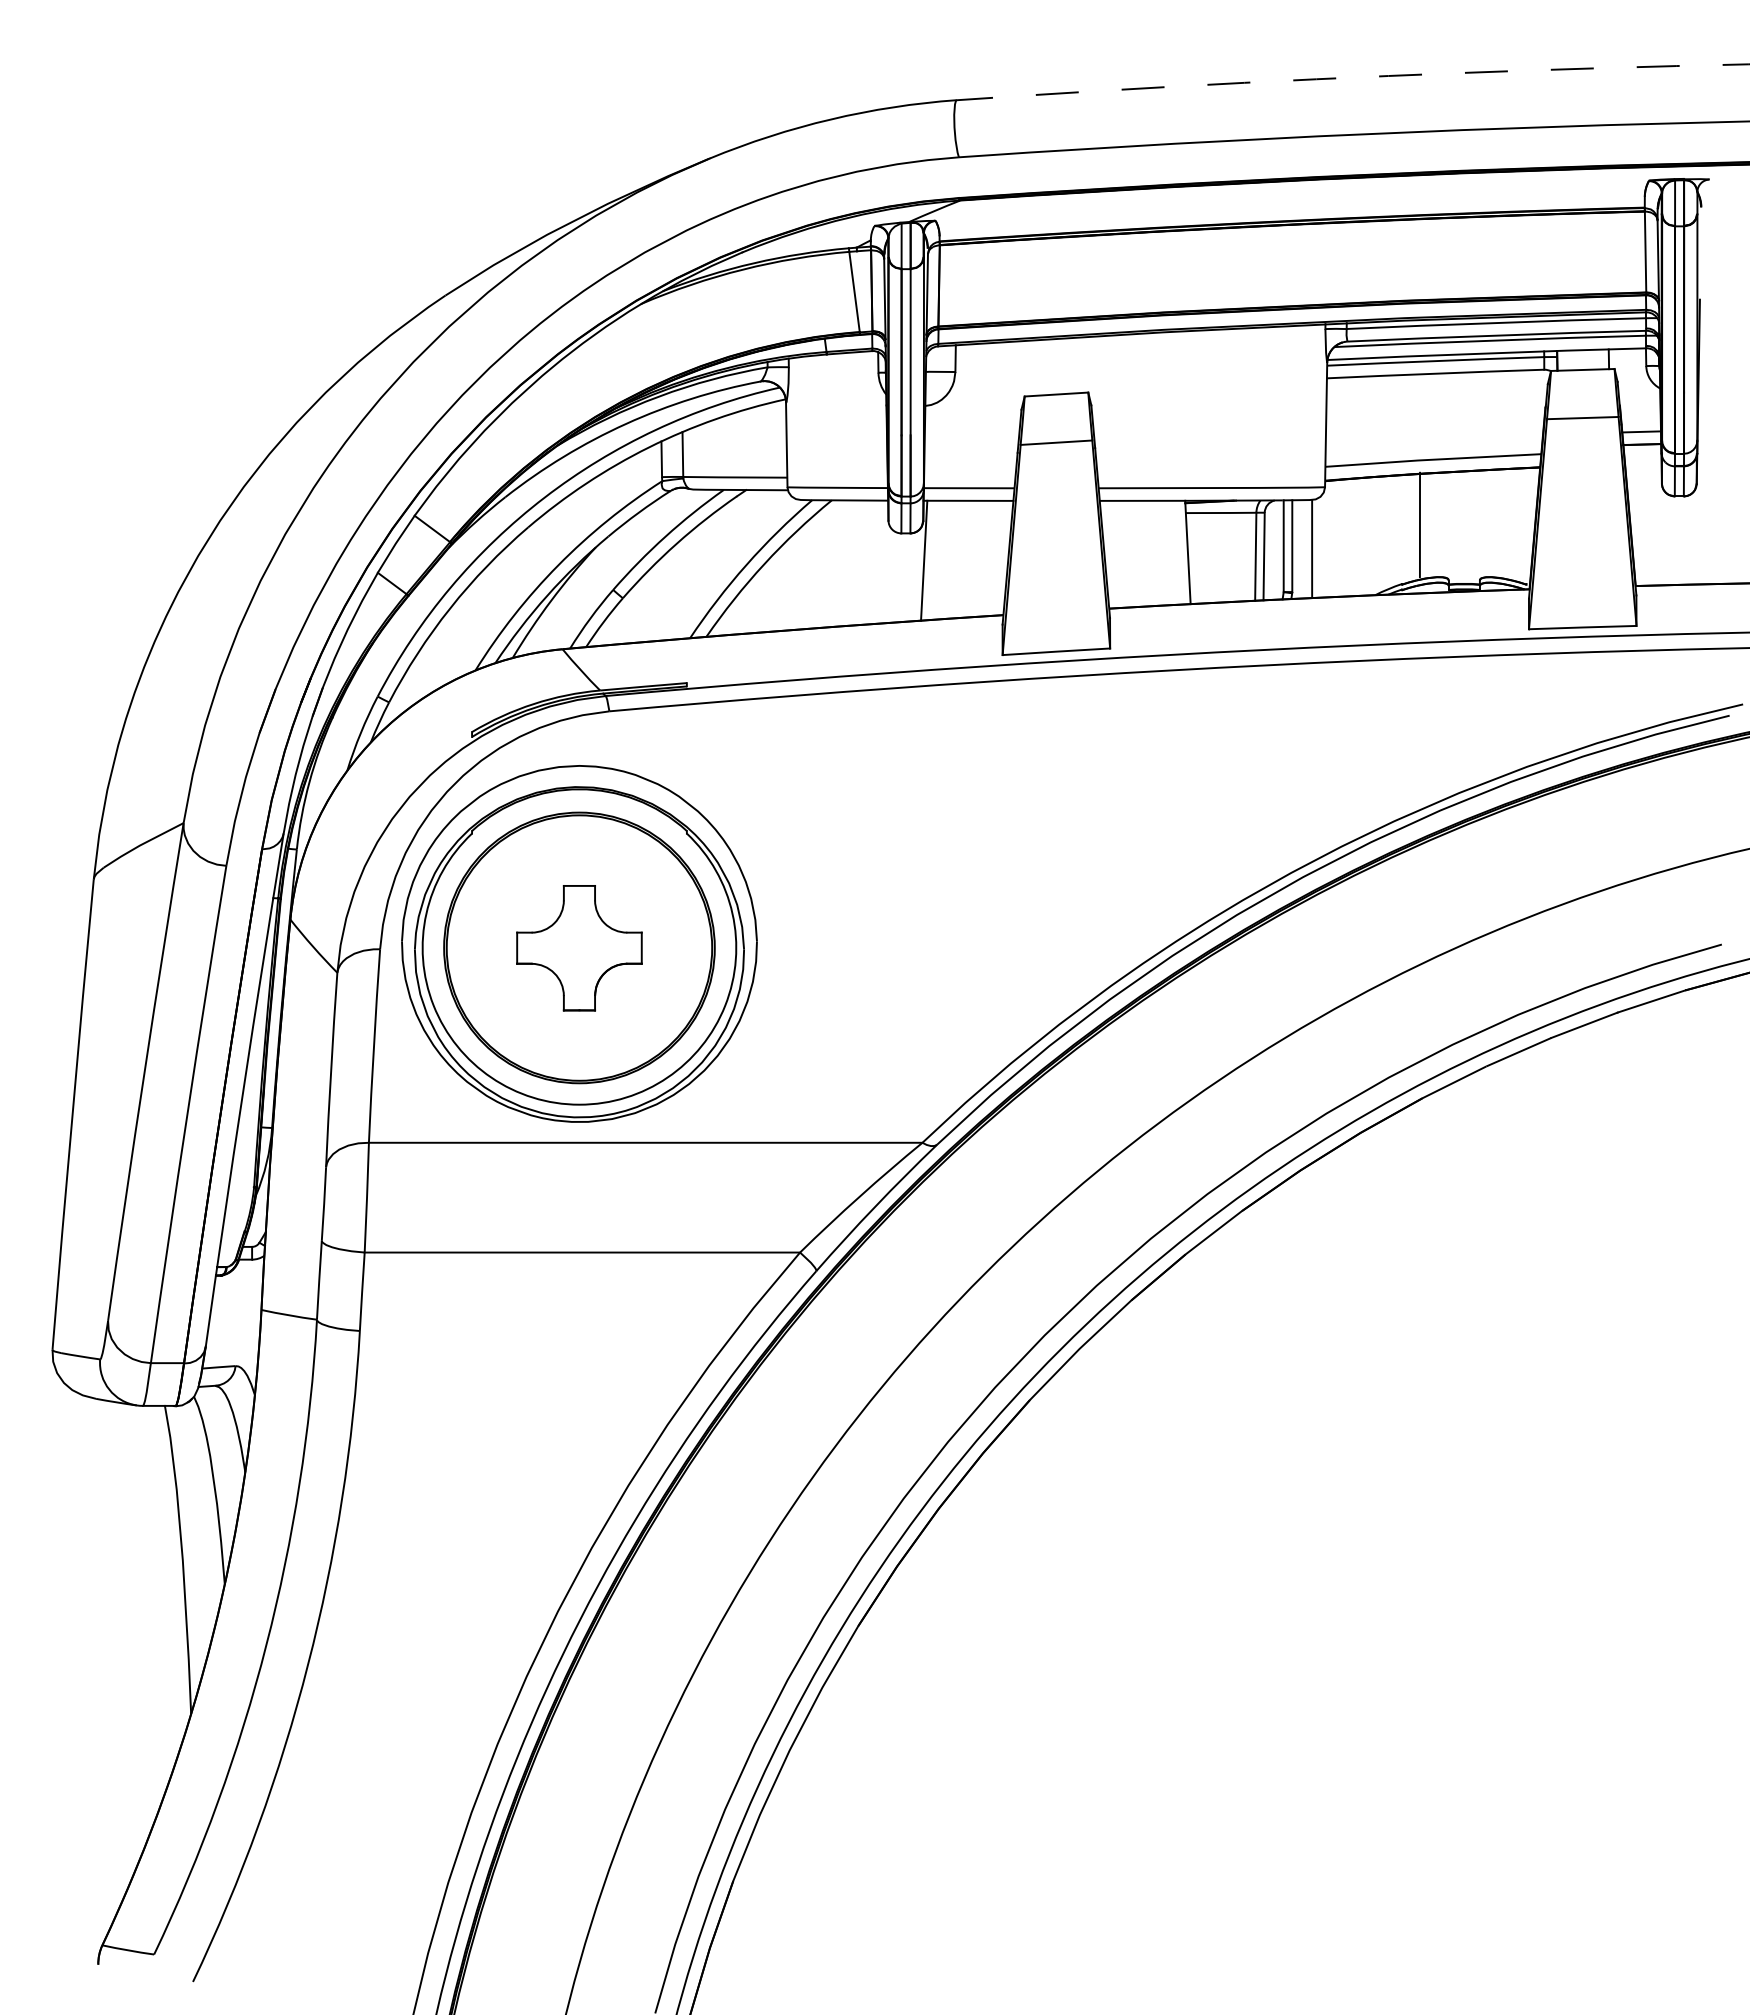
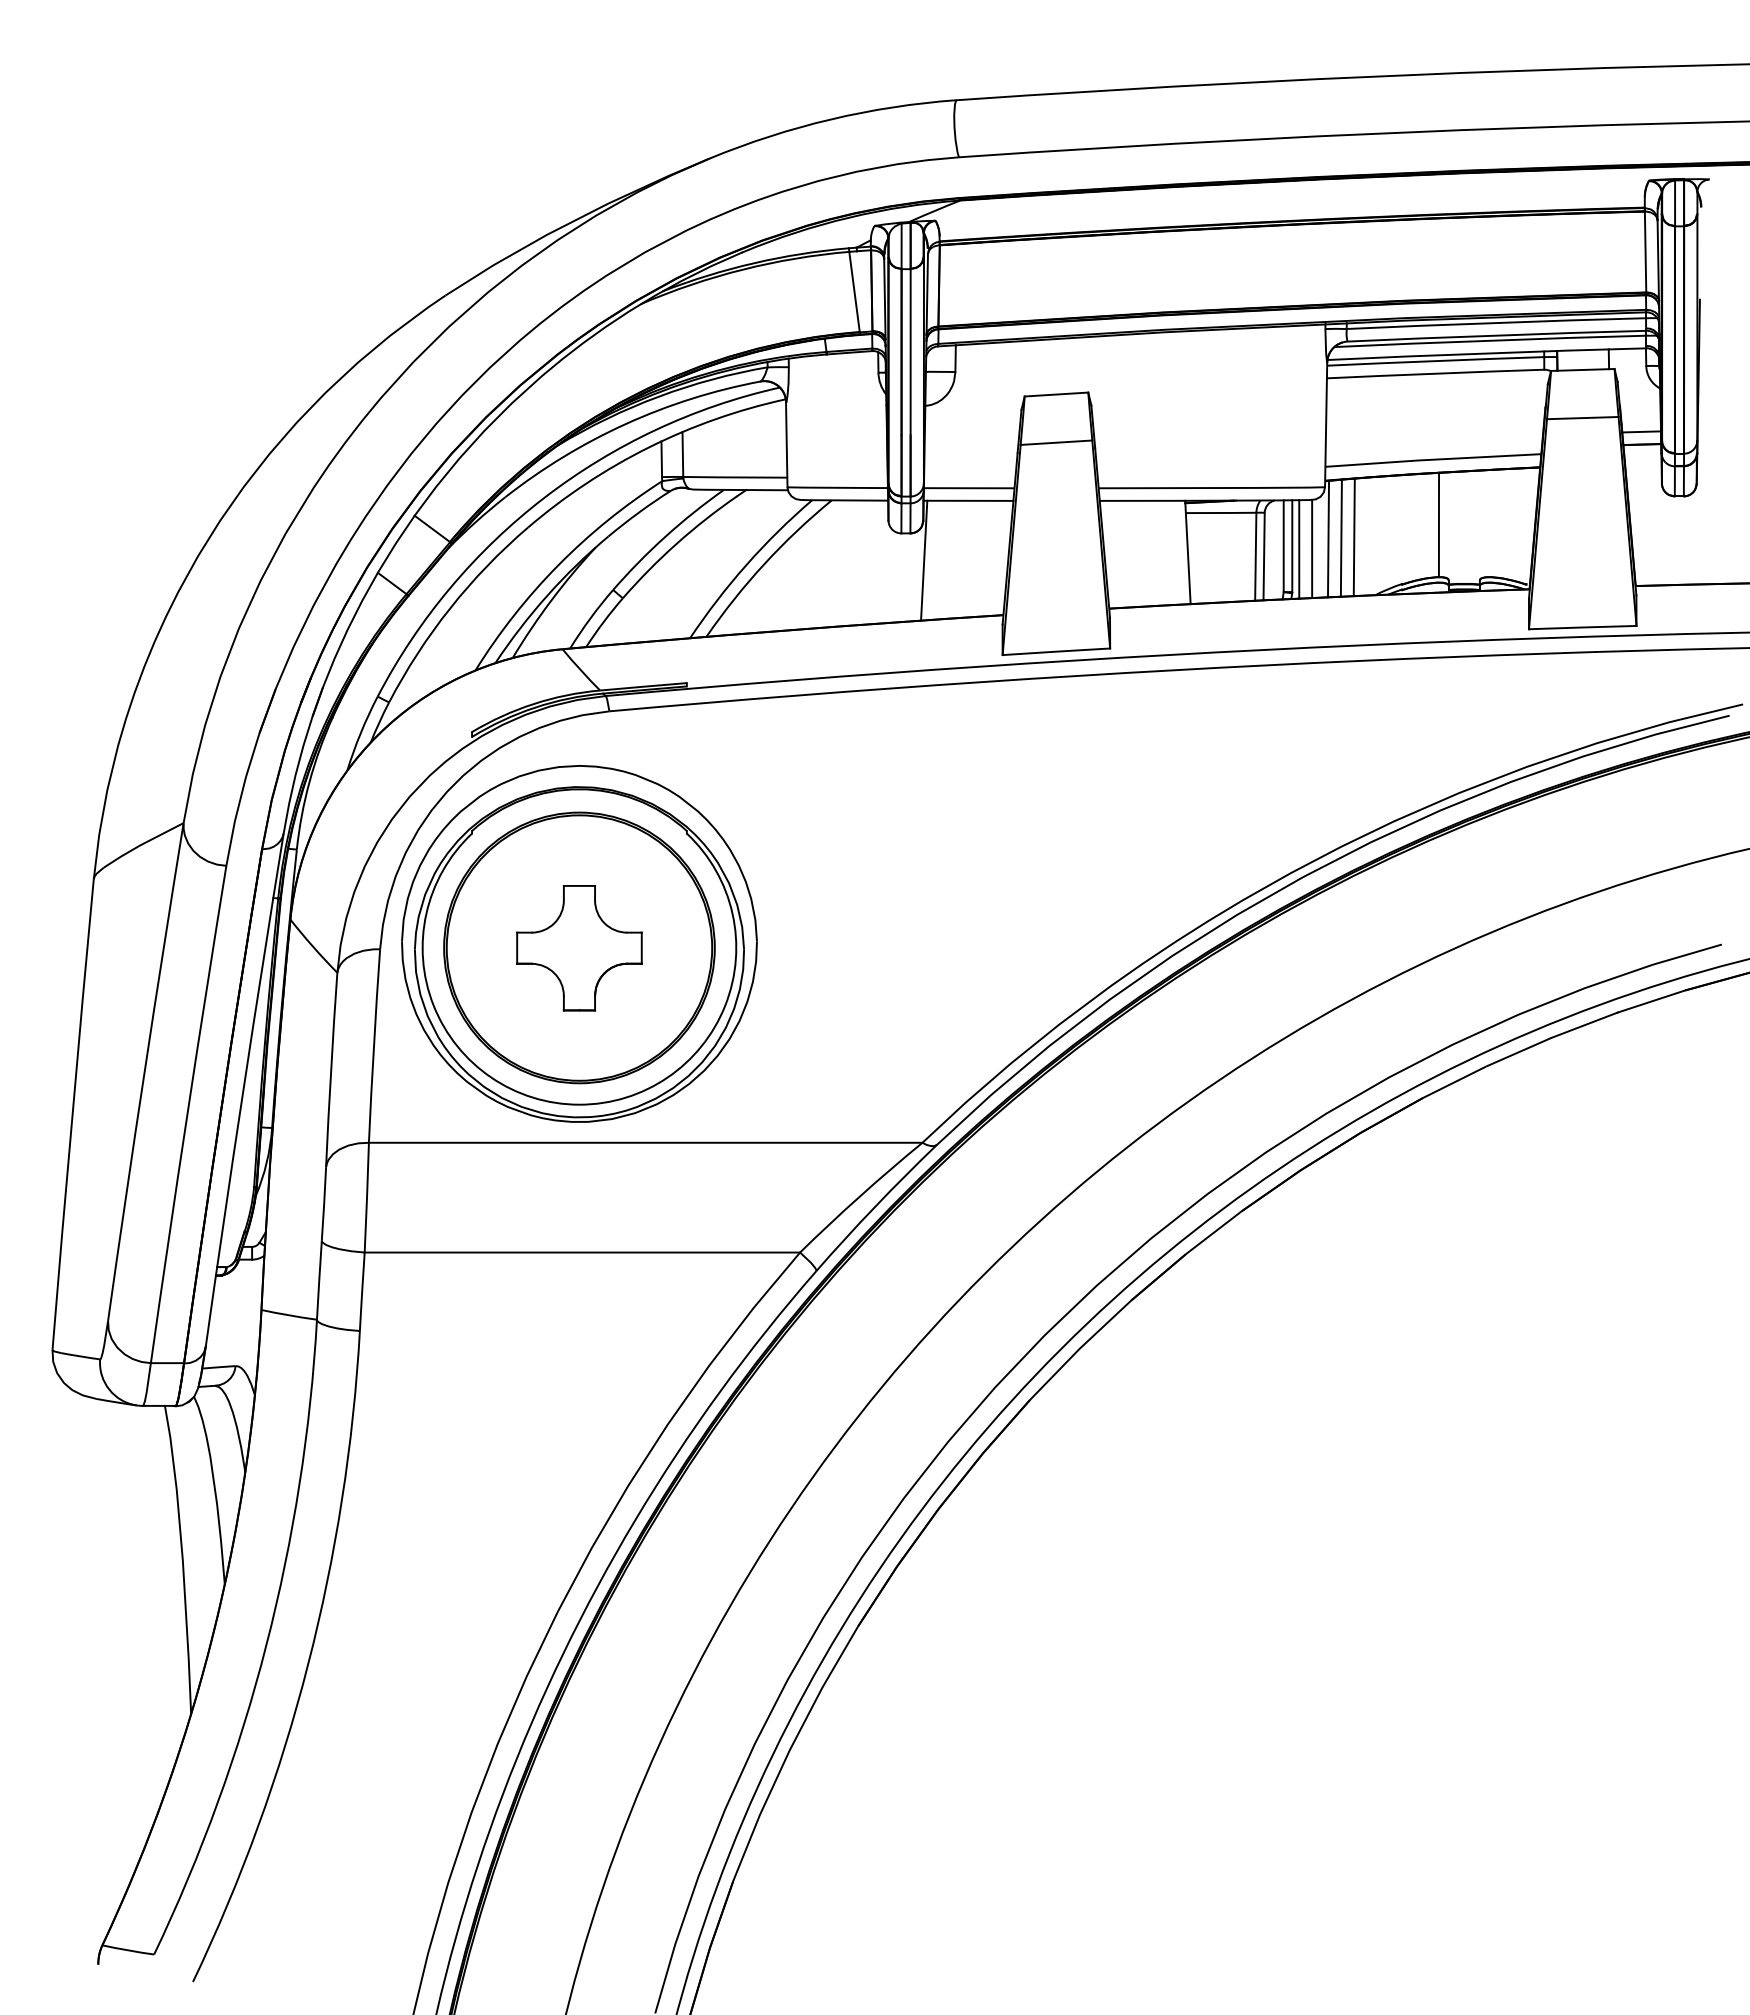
arc: dashed -> solid (1353, 77)
line position: (1419, 524) -> (1438, 524) (1438, 524)
line: none -> present (1340, 537)
line: none -> present (1353, 537)
line: none -> present (1328, 538)
line: none -> present (1299, 549)
